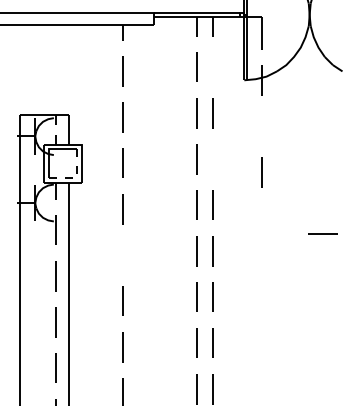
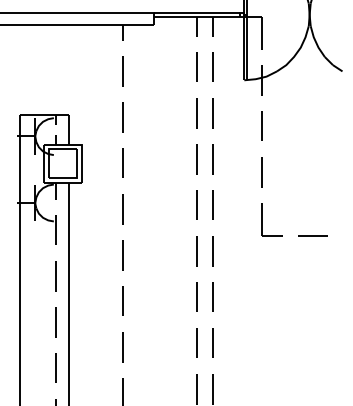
line: none -> present (212, 66)
line: none -> present (261, 125)
line: none -> present (212, 159)
line: dashed -> solid (77, 177)
part: none -> present (262, 219)
line position: (322, 233) -> (312, 235) (312, 235)
line: none -> present (122, 255)
